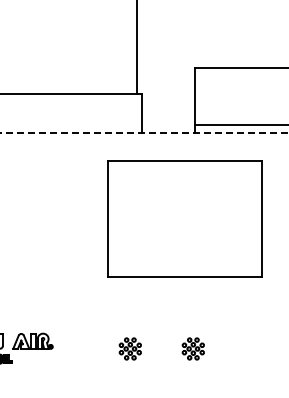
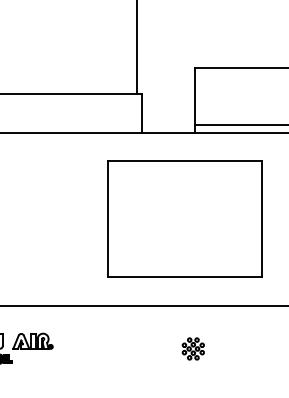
line: dashed -> solid (145, 132)
line: none -> present (143, 305)
part: present -> none (129, 348)
